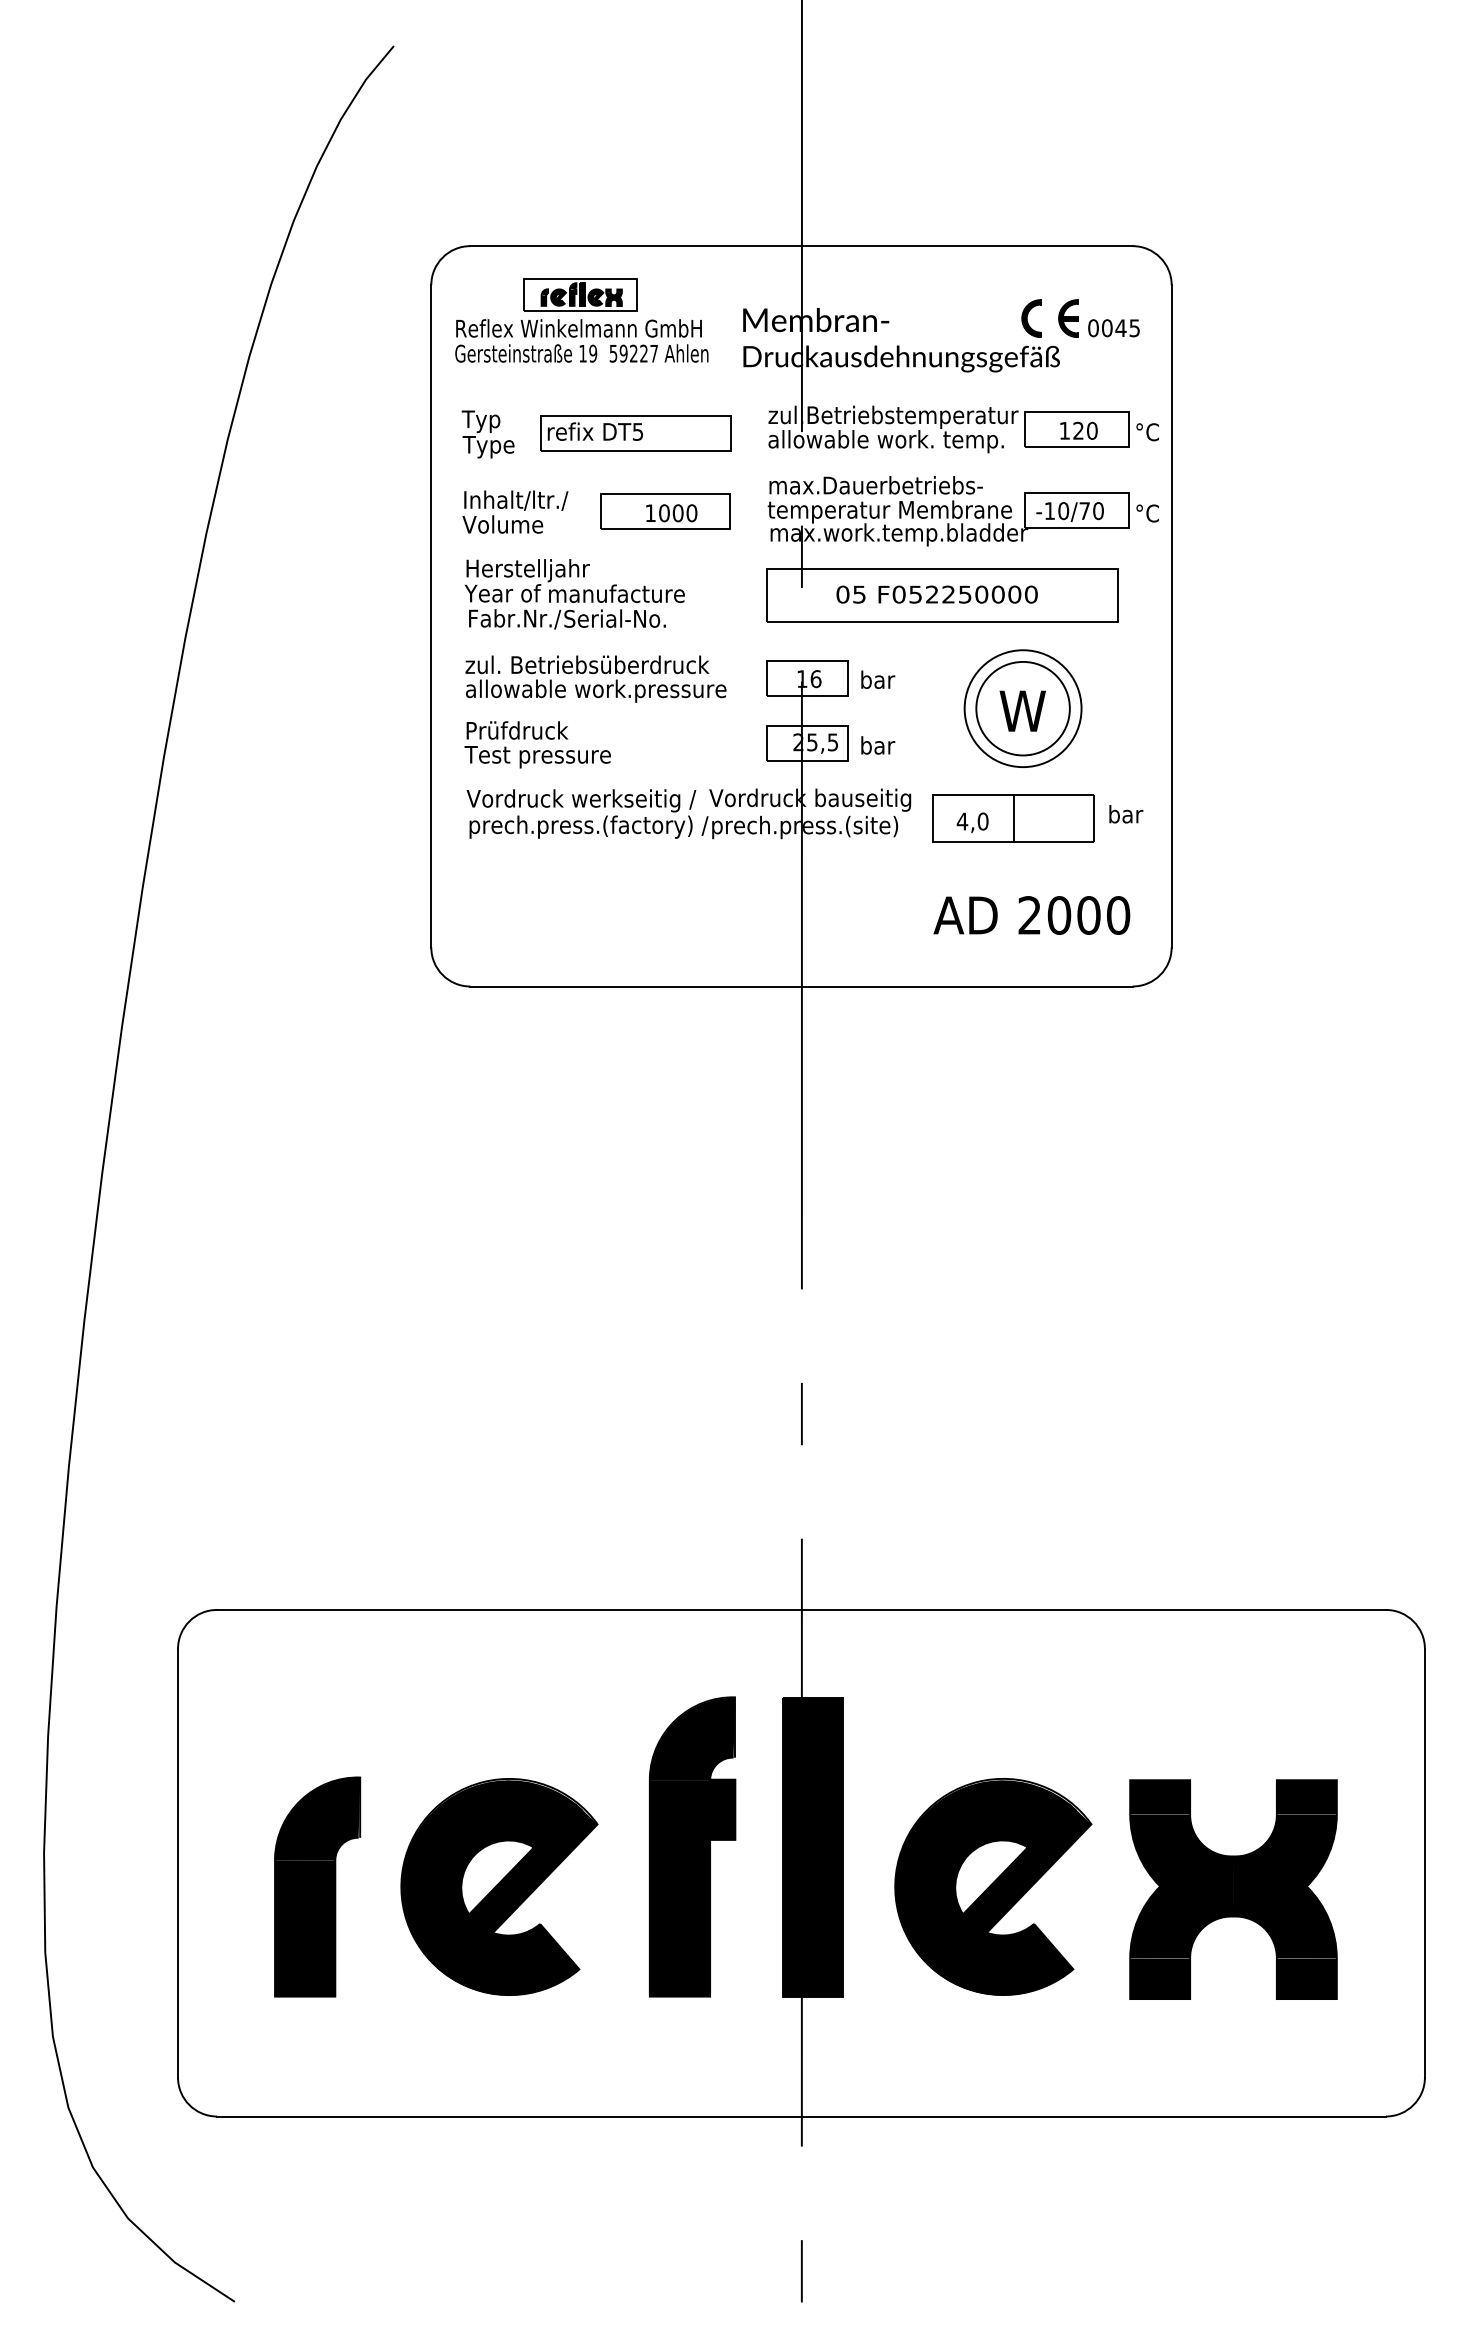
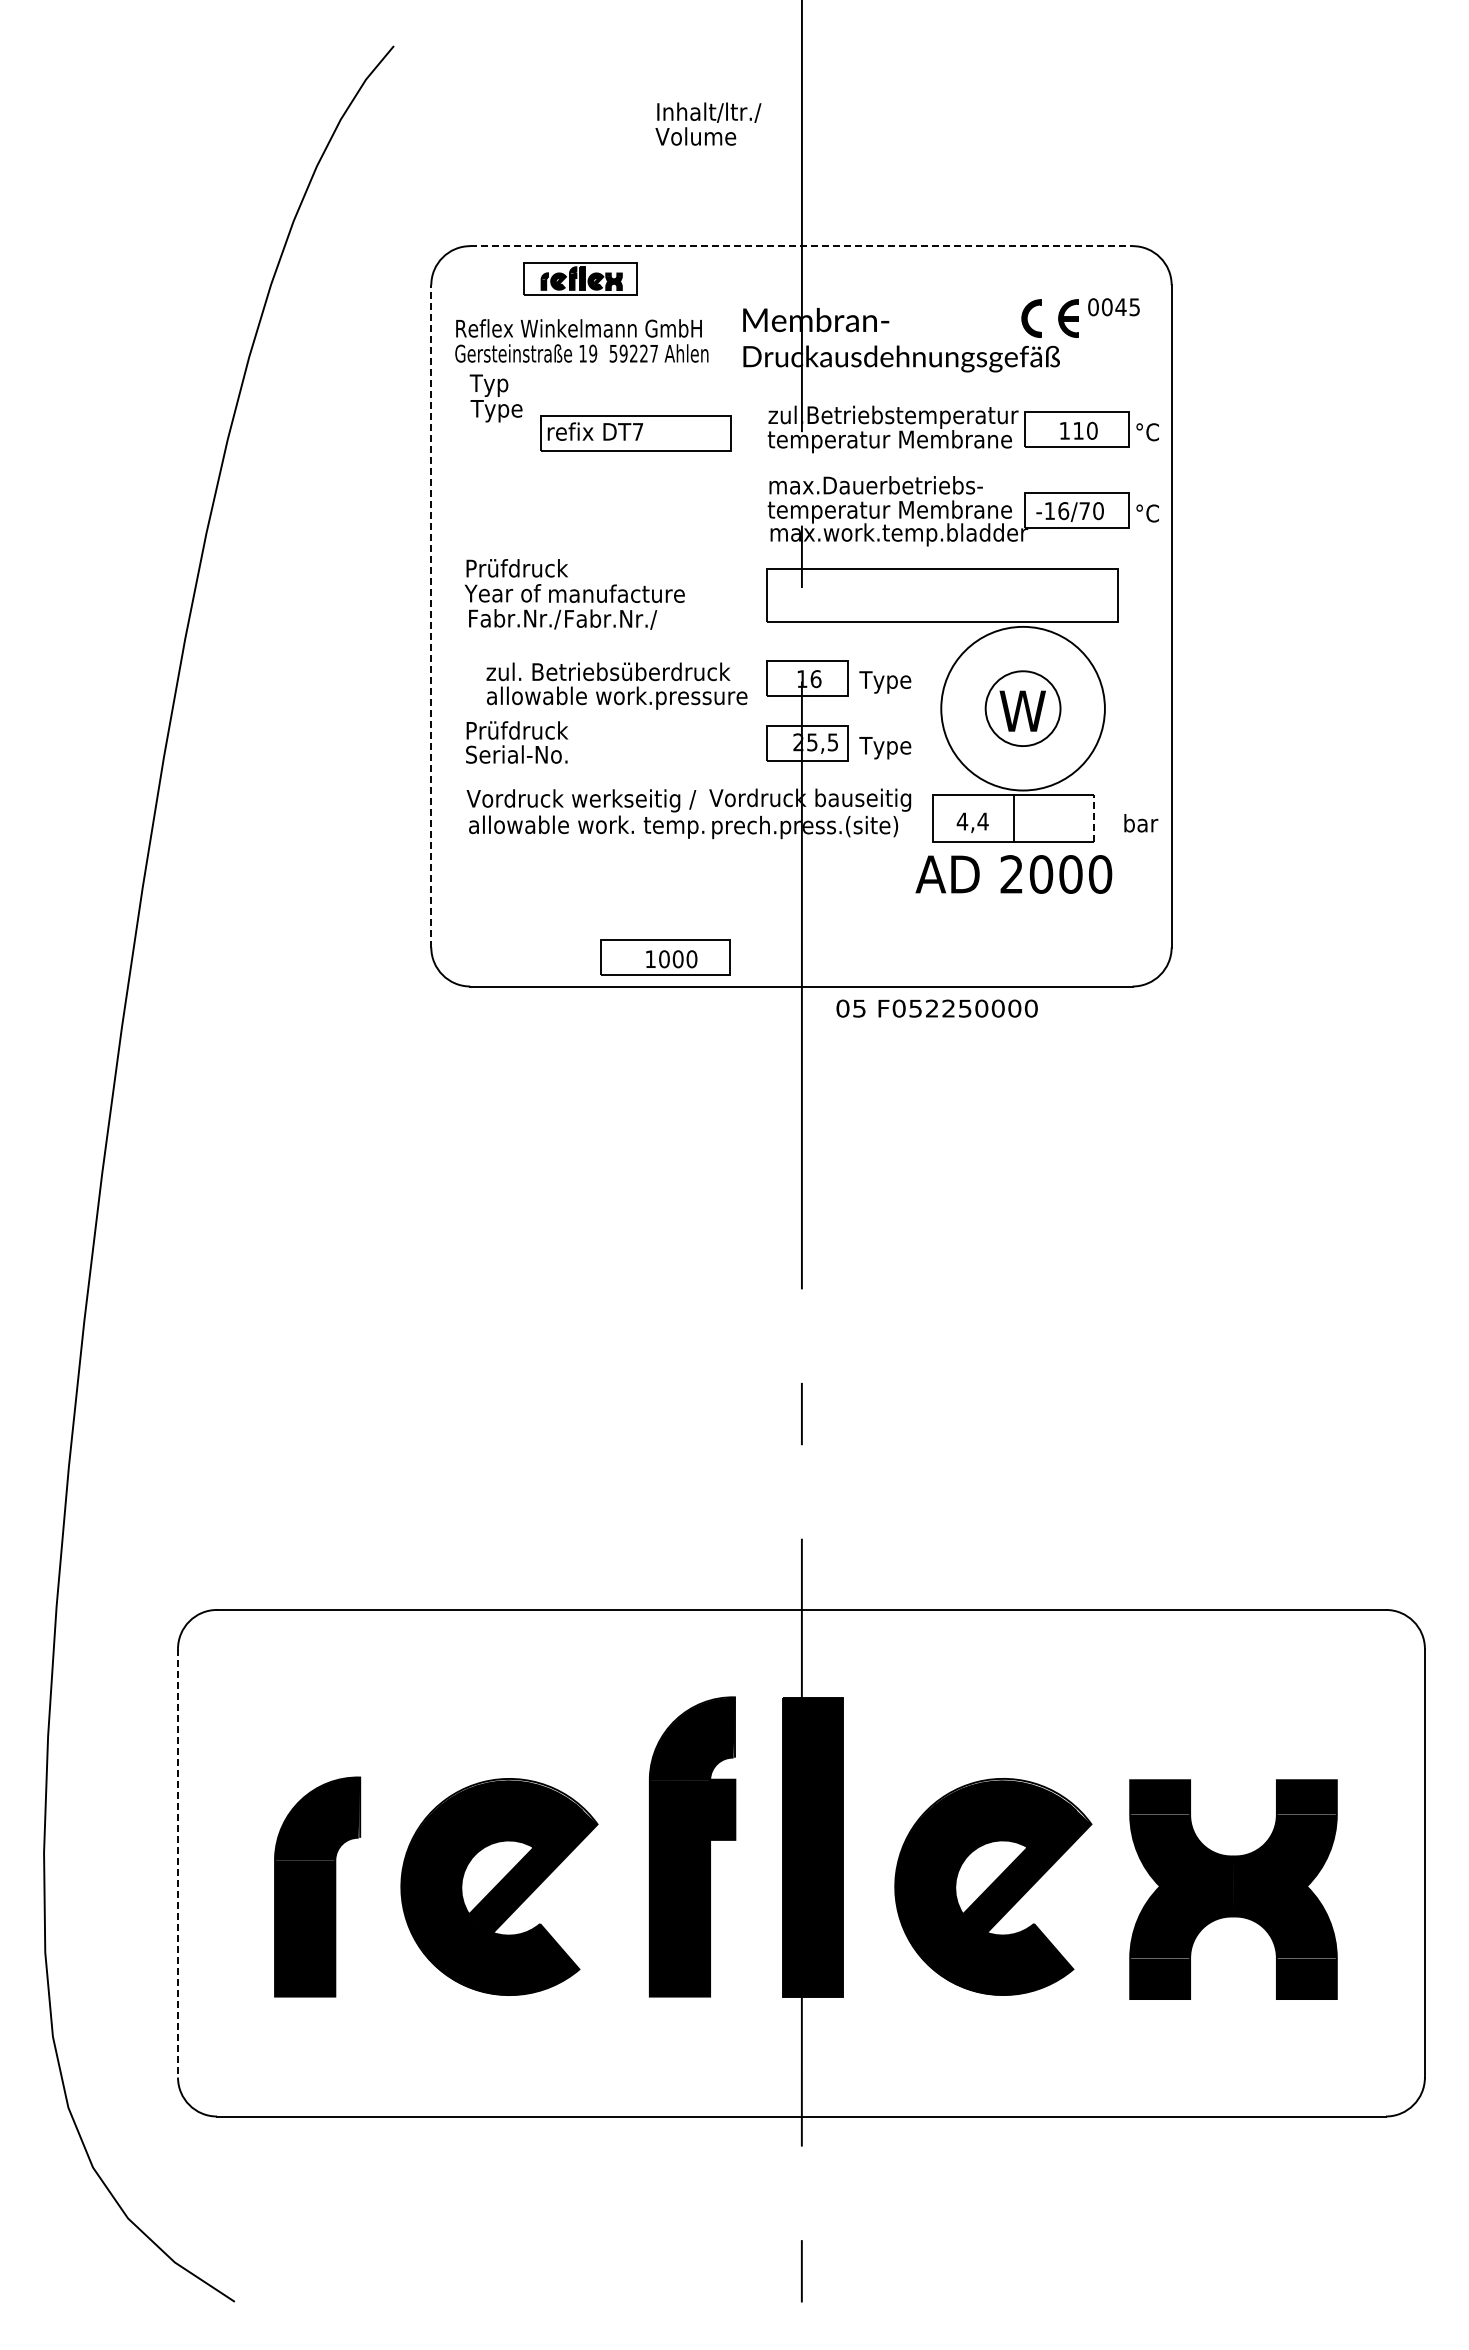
line: solid -> dashed (801, 246)
part position: (580, 294) -> (580, 278) (580, 278)
text position: (1113, 328) -> (1113, 307) (1113, 307)
text: 120 -> 110 (1078, 430)
text: DT5 -> DT7 (638, 431)
text position: (487, 434) -> (495, 398) (495, 398)
text: allowable work. temp. -> temperatur Membrane (889, 441)
text: -10/70 -> -16/70 (1063, 510)
text position: (515, 511) -> (708, 123) (708, 123)
part position: (665, 511) -> (665, 957) (665, 957)
text: Herstelljahr -> Prüfdruck (528, 570)
text position: (936, 594) -> (936, 1008) (936, 1008)
line: solid -> dashed (431, 615)
text: Serial-No. -> Fabr.Nr./ (614, 619)
text position: (595, 678) -> (616, 685) (616, 685)
text: bar -> Type (885, 681)
circle diameter: 117 px -> 164 px (1022, 708)
circle diameter: 94 px -> 75 px (1022, 708)
text: bar -> Type (885, 747)
text: Test pressure -> Serial-No. (537, 756)
text position: (1126, 814) -> (1141, 823) (1141, 823)
line: solid -> dashed (1094, 818)
text: 4,0 -> 4,4 (982, 821)
text: prech.press.(factory) / -> allowable work. temp. (588, 826)
text position: (1031, 915) -> (1013, 874) (1013, 874)
line: solid -> dashed (178, 1863)
